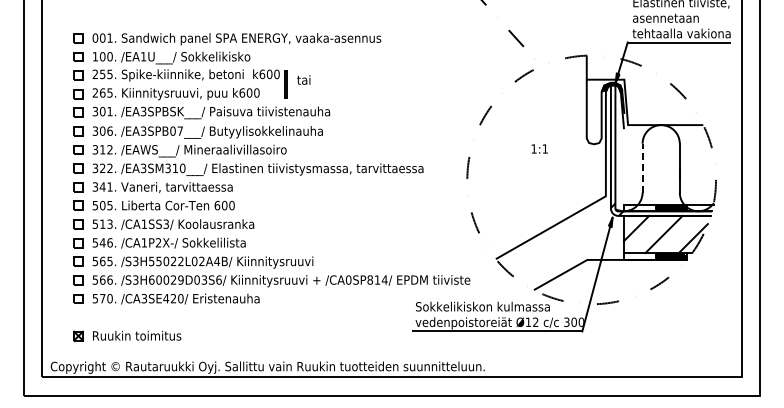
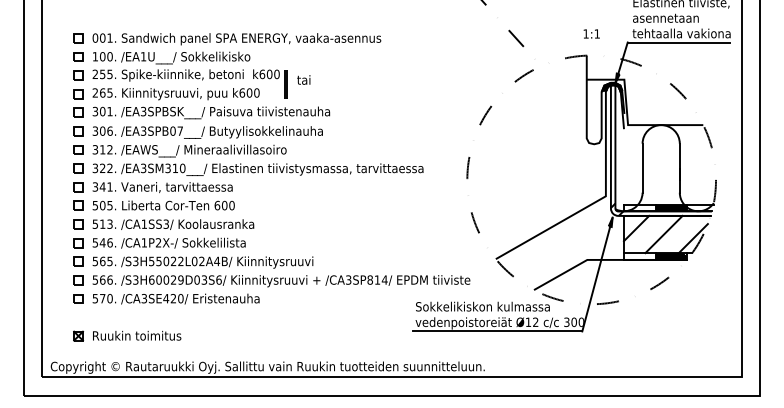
text position: (539, 148) -> (591, 33) (591, 33)
line: dashed -> solid (642, 167)
text: /CA0SP814/ -> /CA3SP814/ (348, 279)
